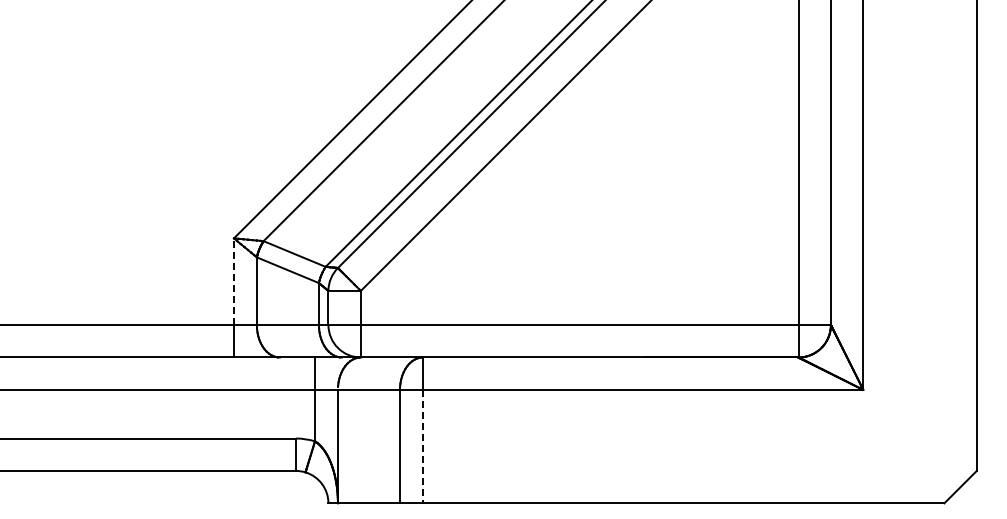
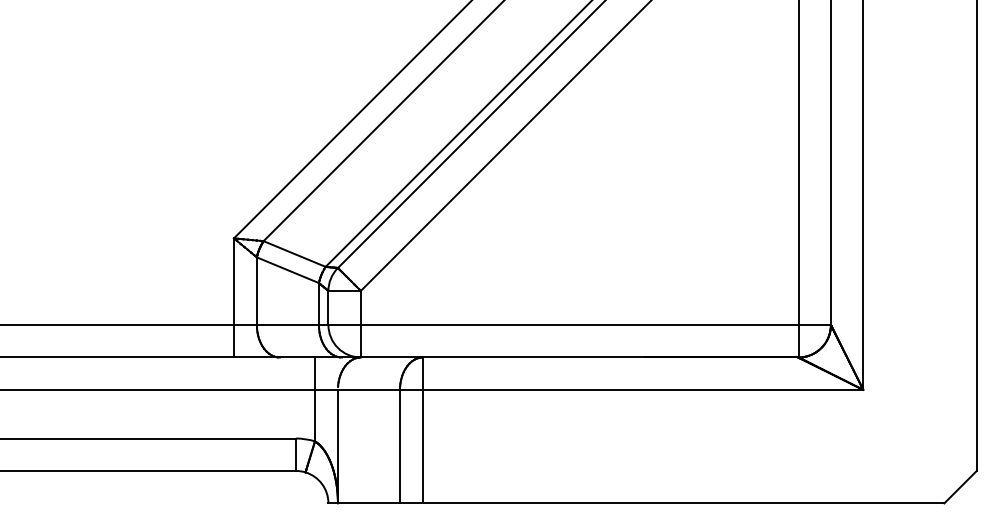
line: dashed -> solid (233, 281)
line: dashed -> solid (422, 446)
